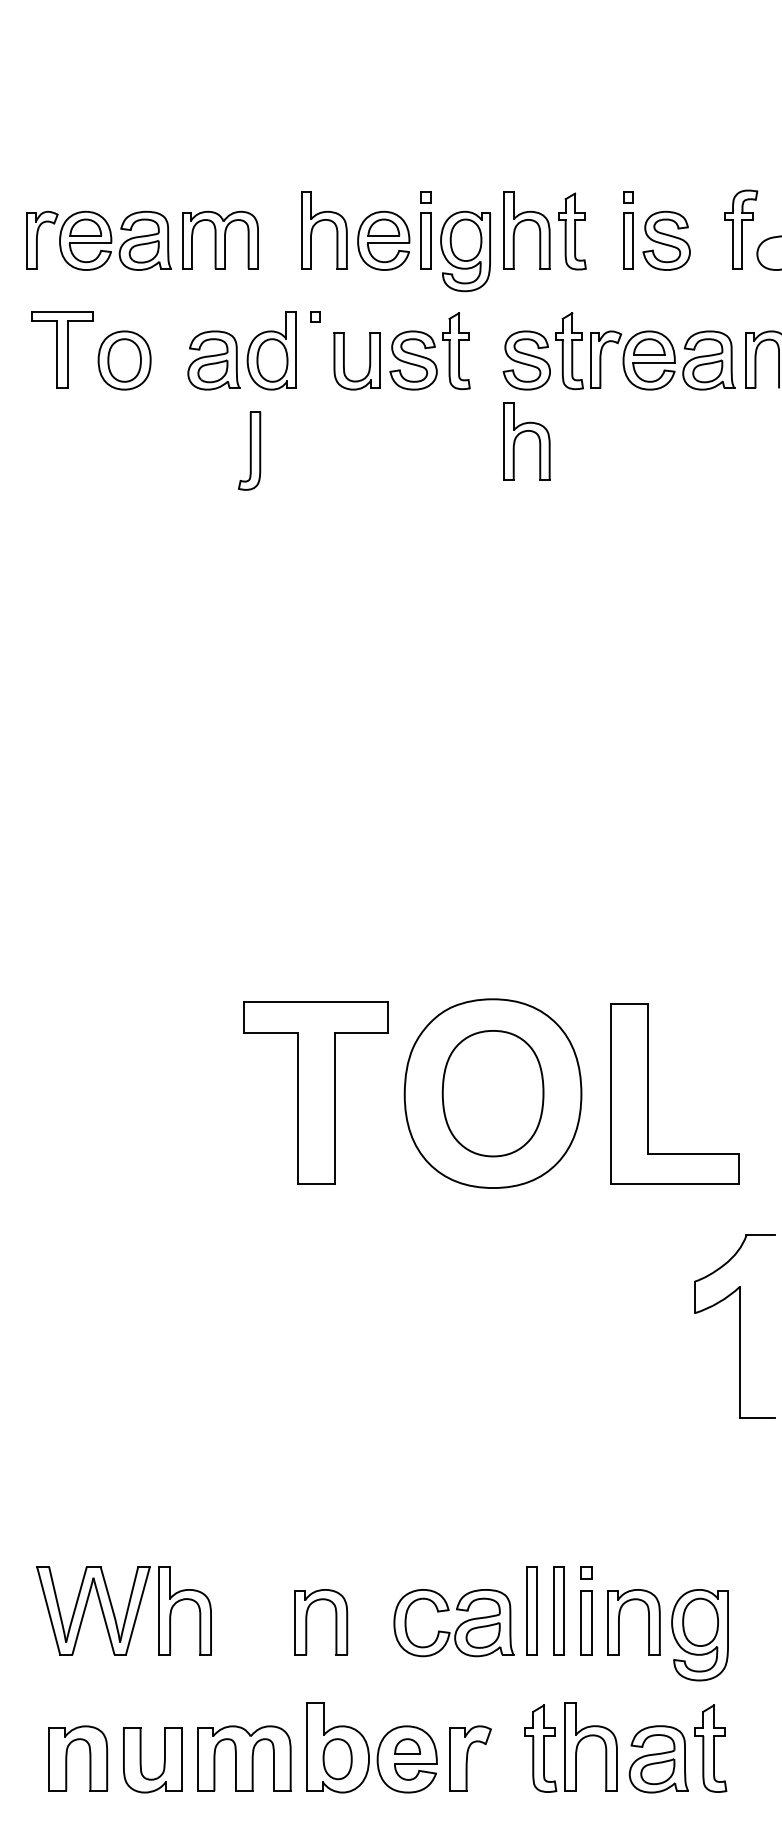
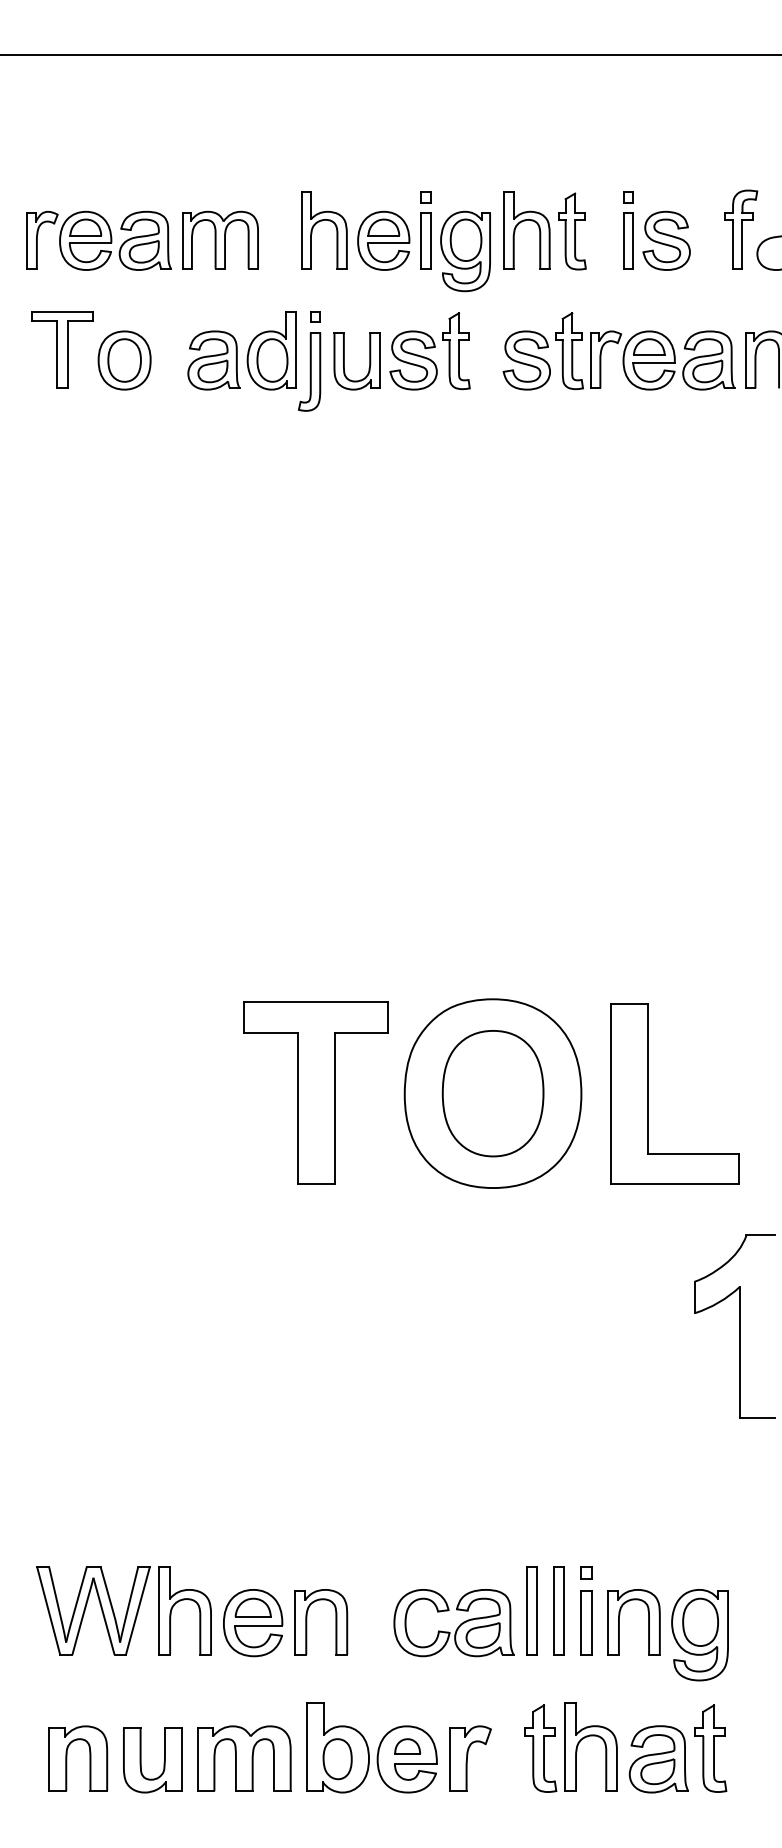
line: none -> present (390, 55)
part: present -> none (522, 433)
part position: (249, 450) -> (309, 371) (309, 371)
part: none -> present (253, 1623)
